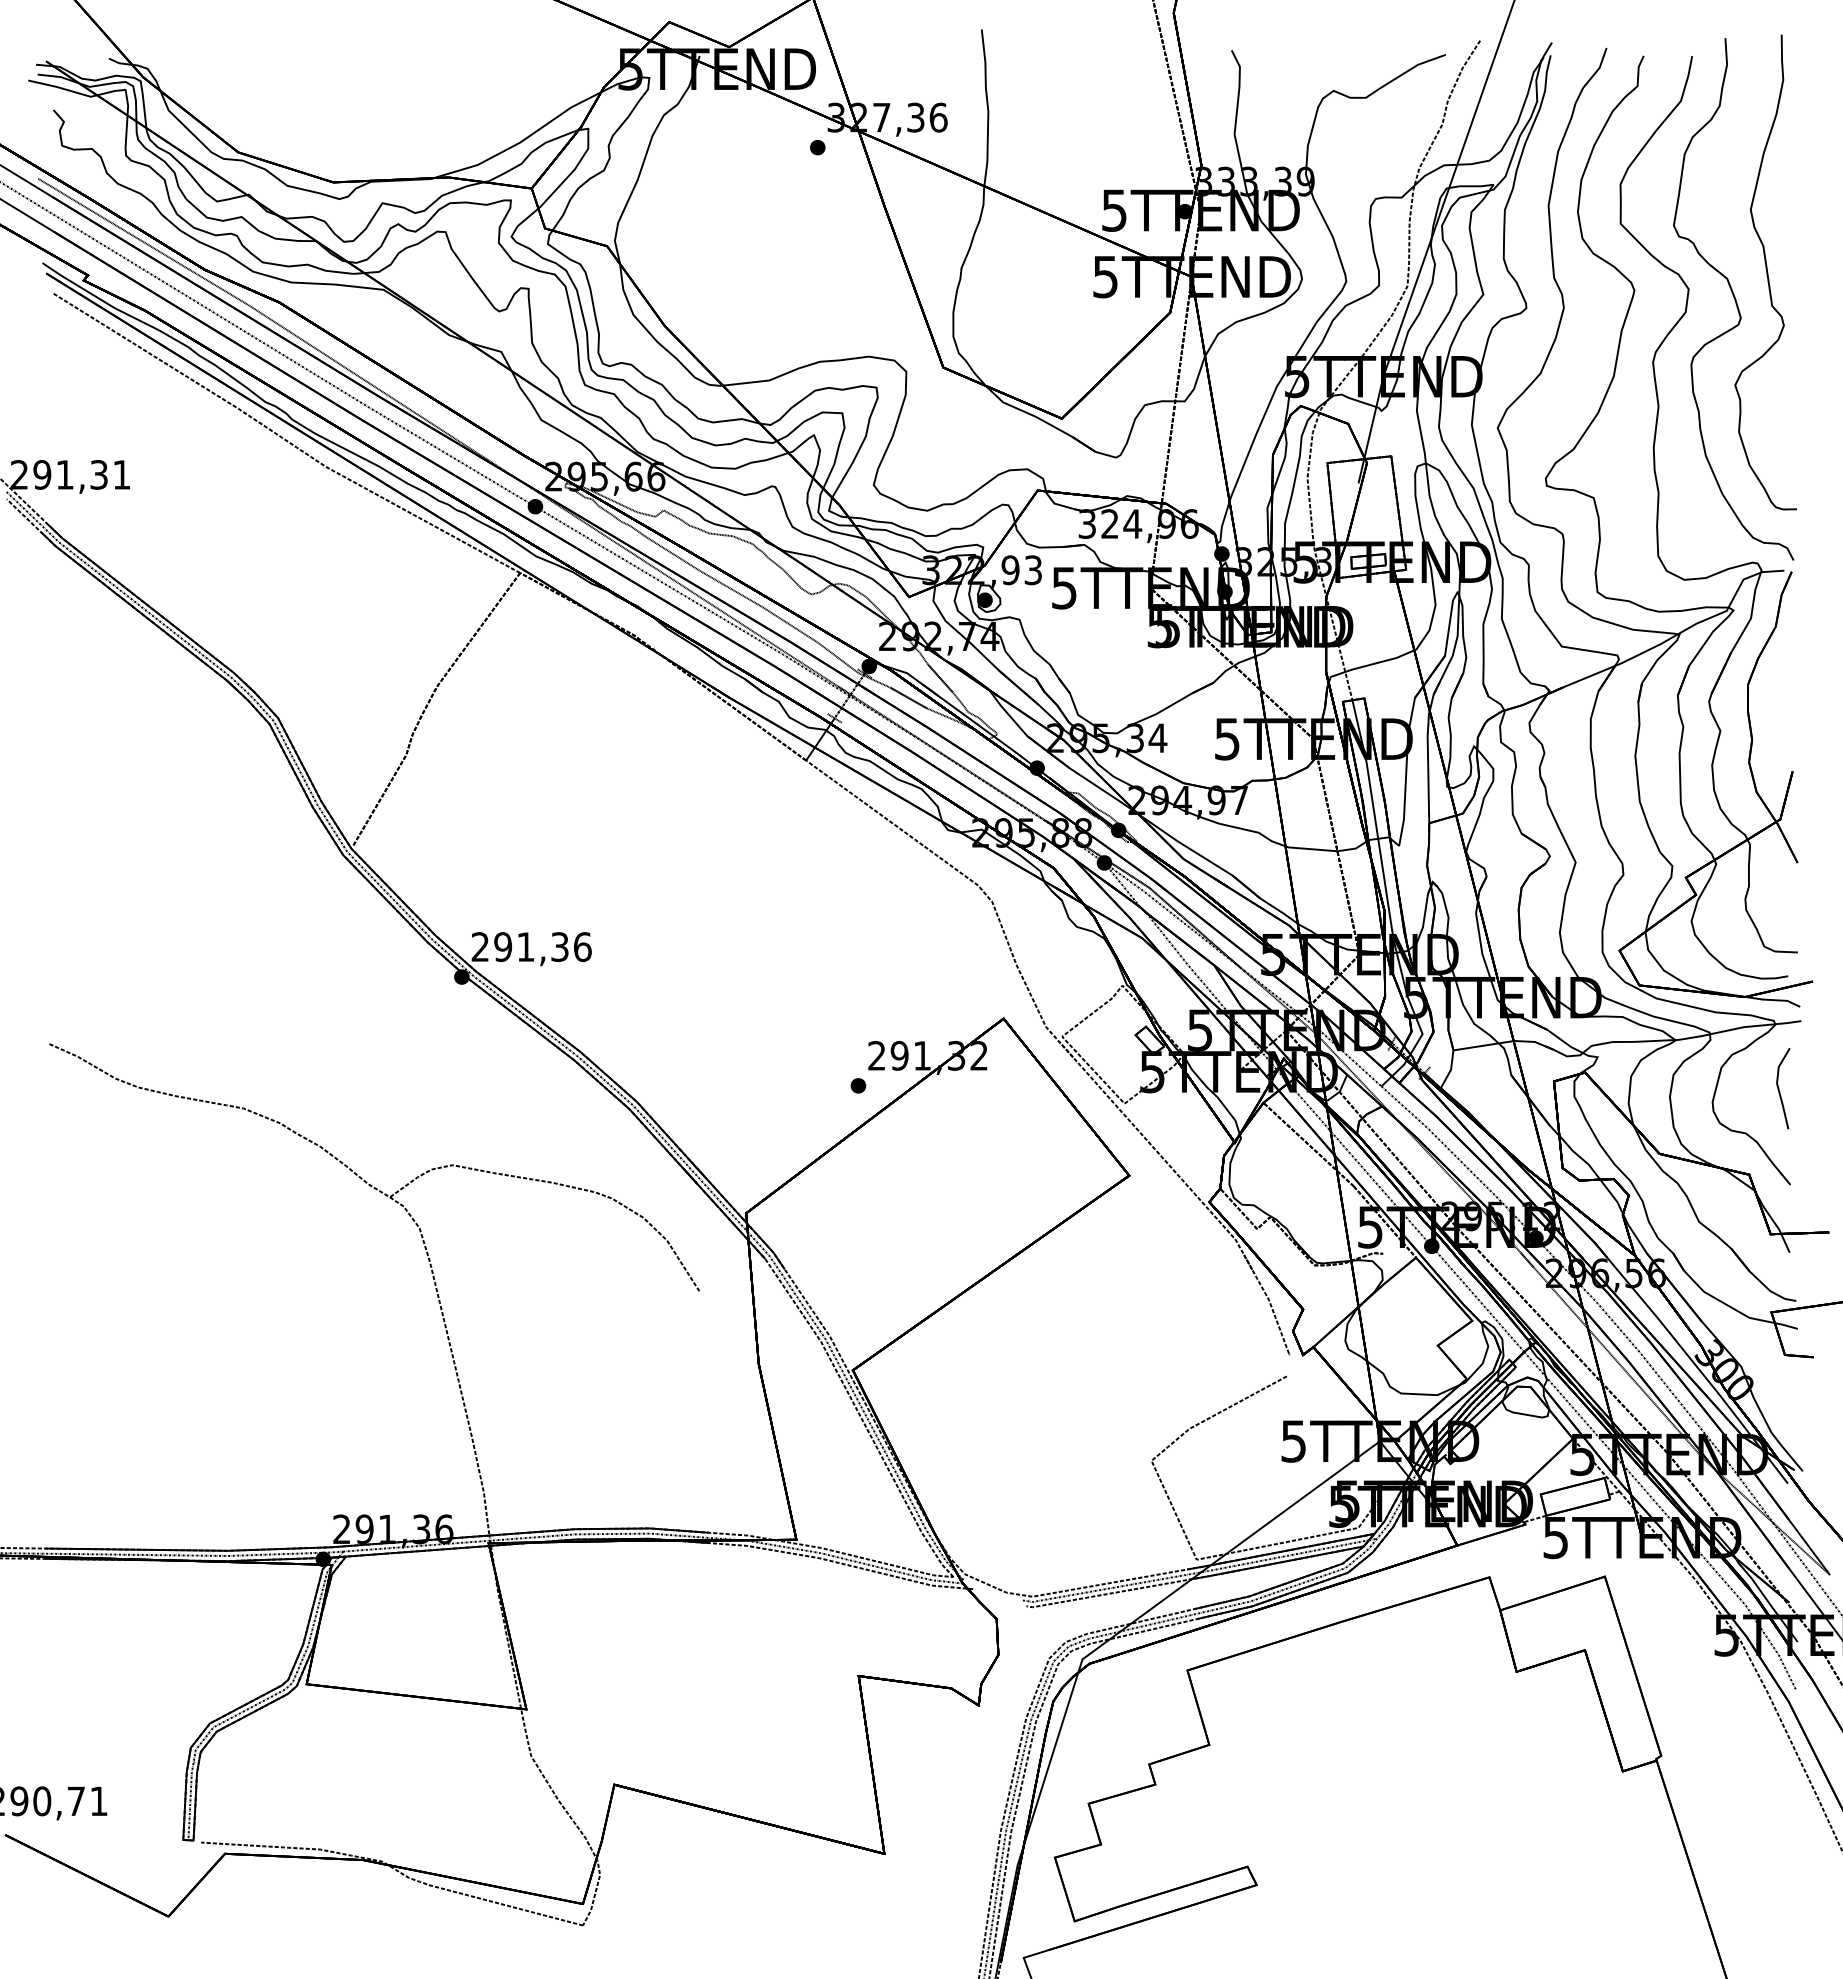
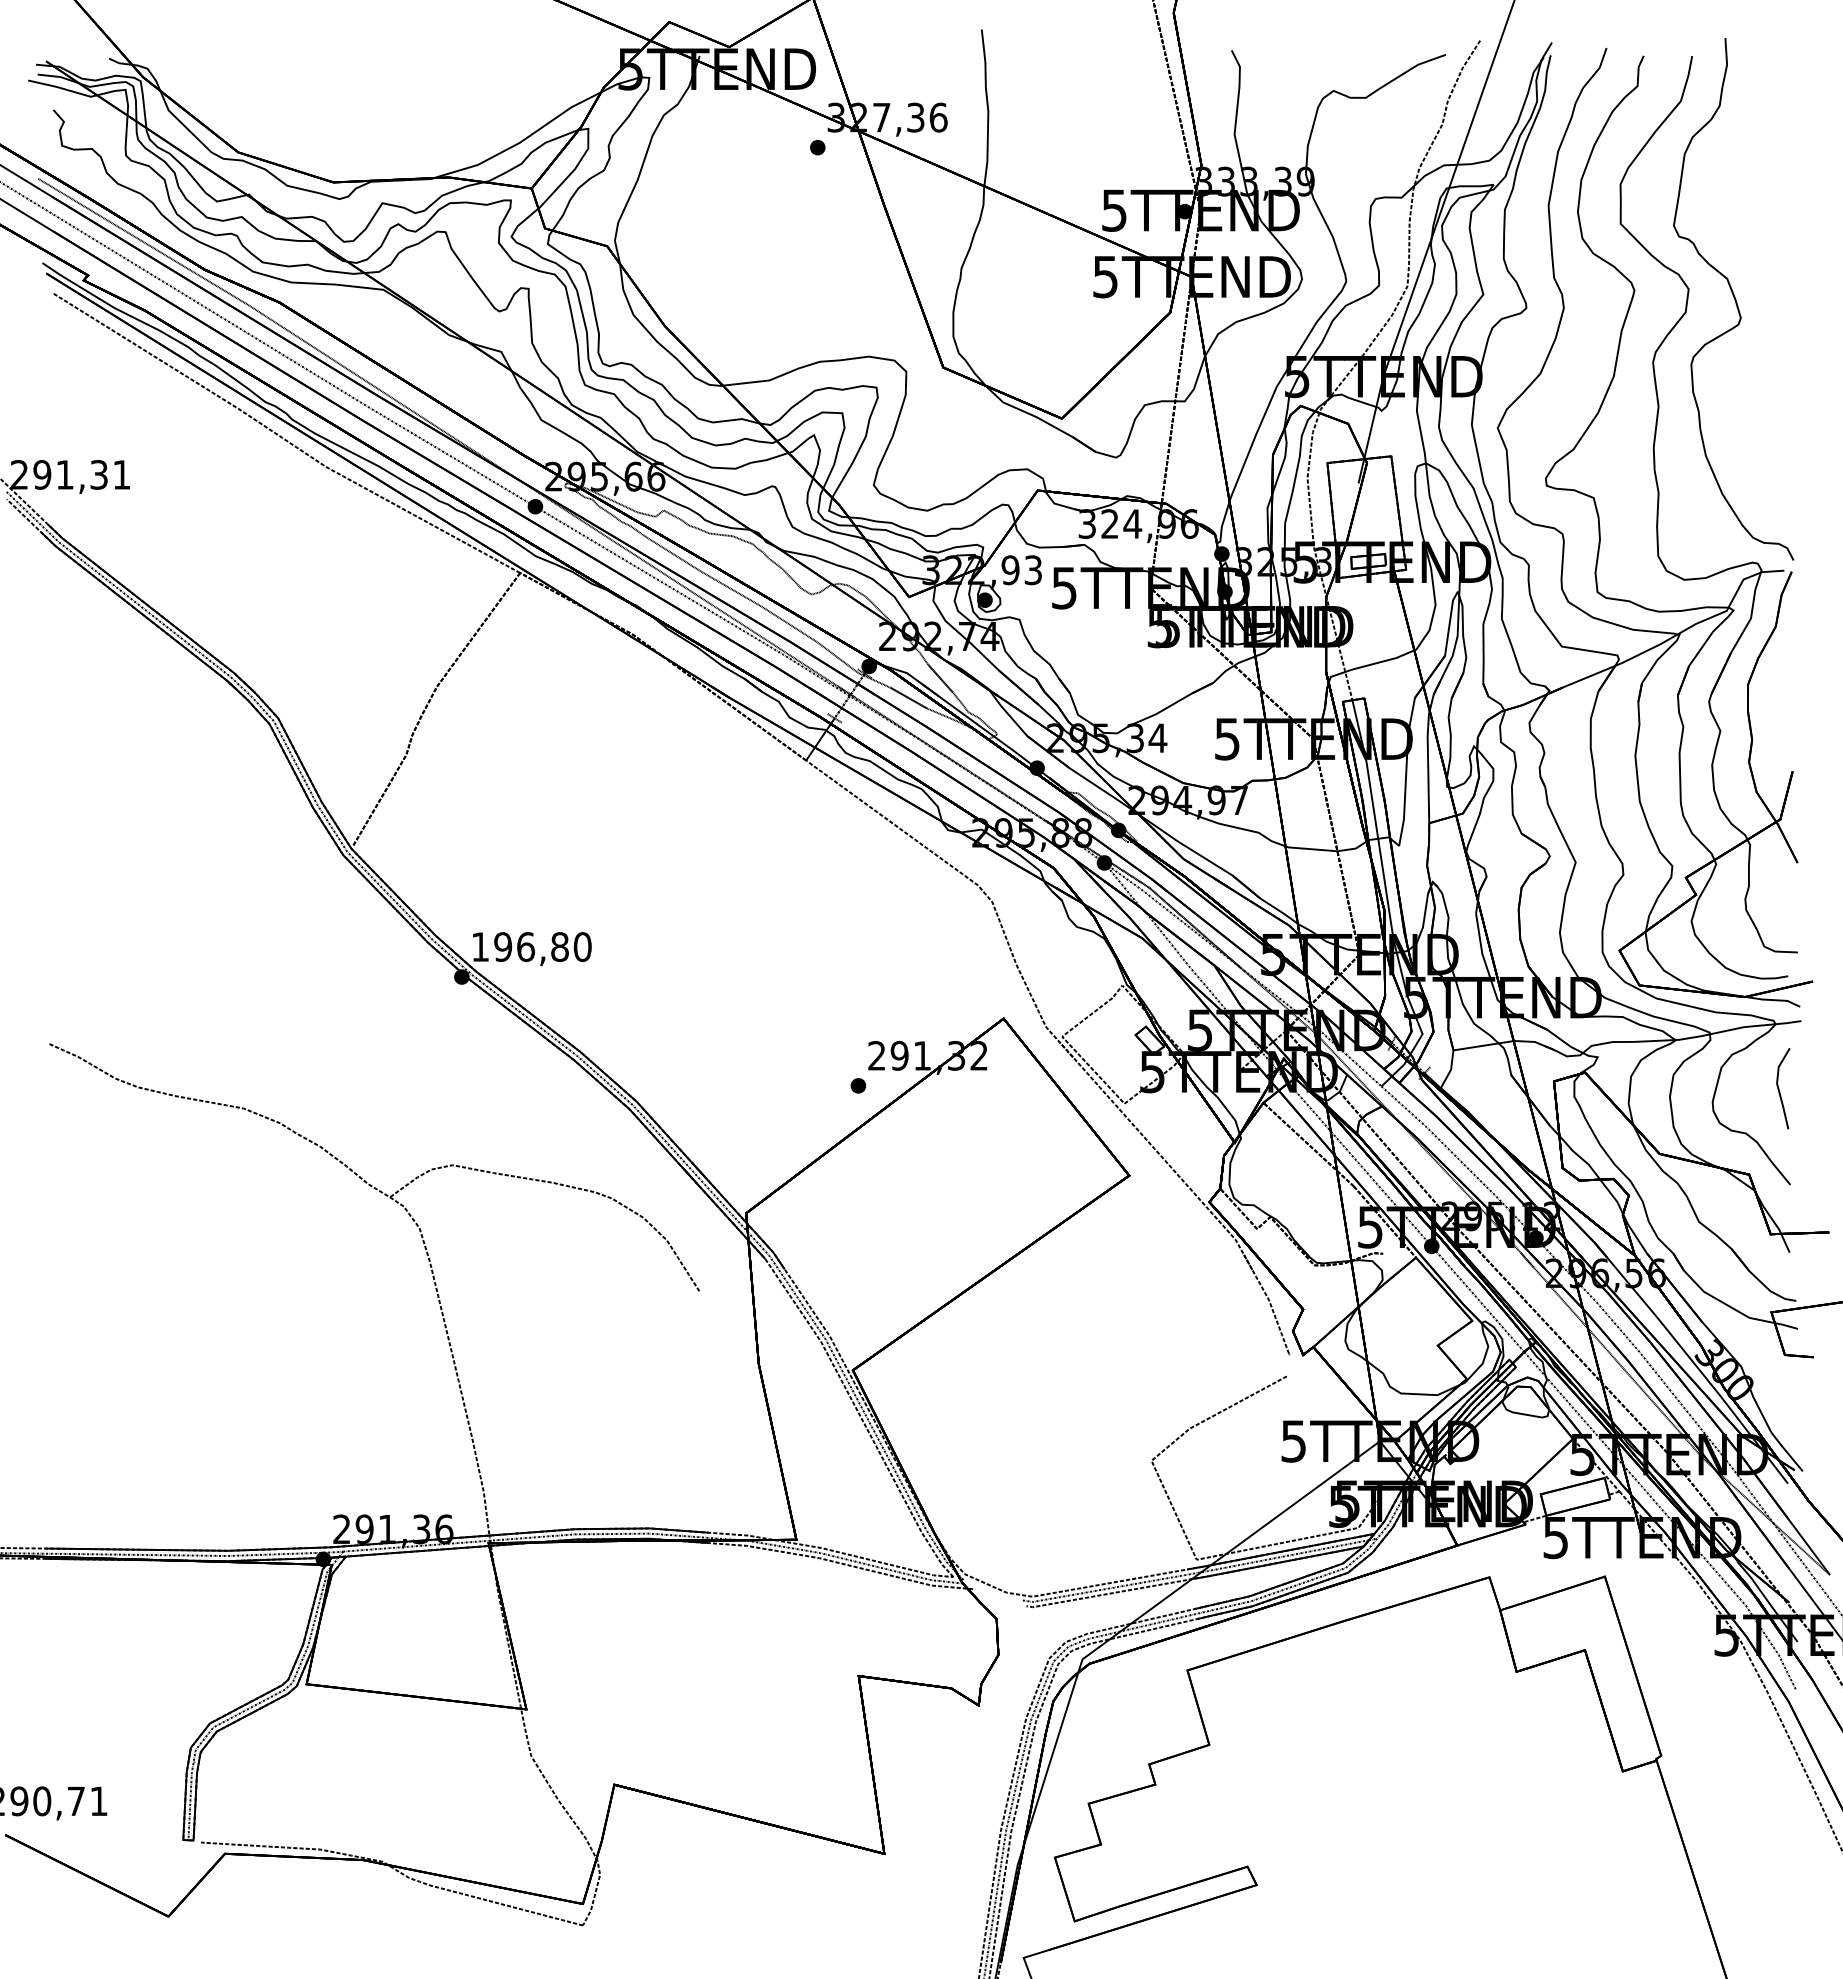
curve: present -> none (1766, 272)
text: 291,36 -> 196,80 (531, 947)
